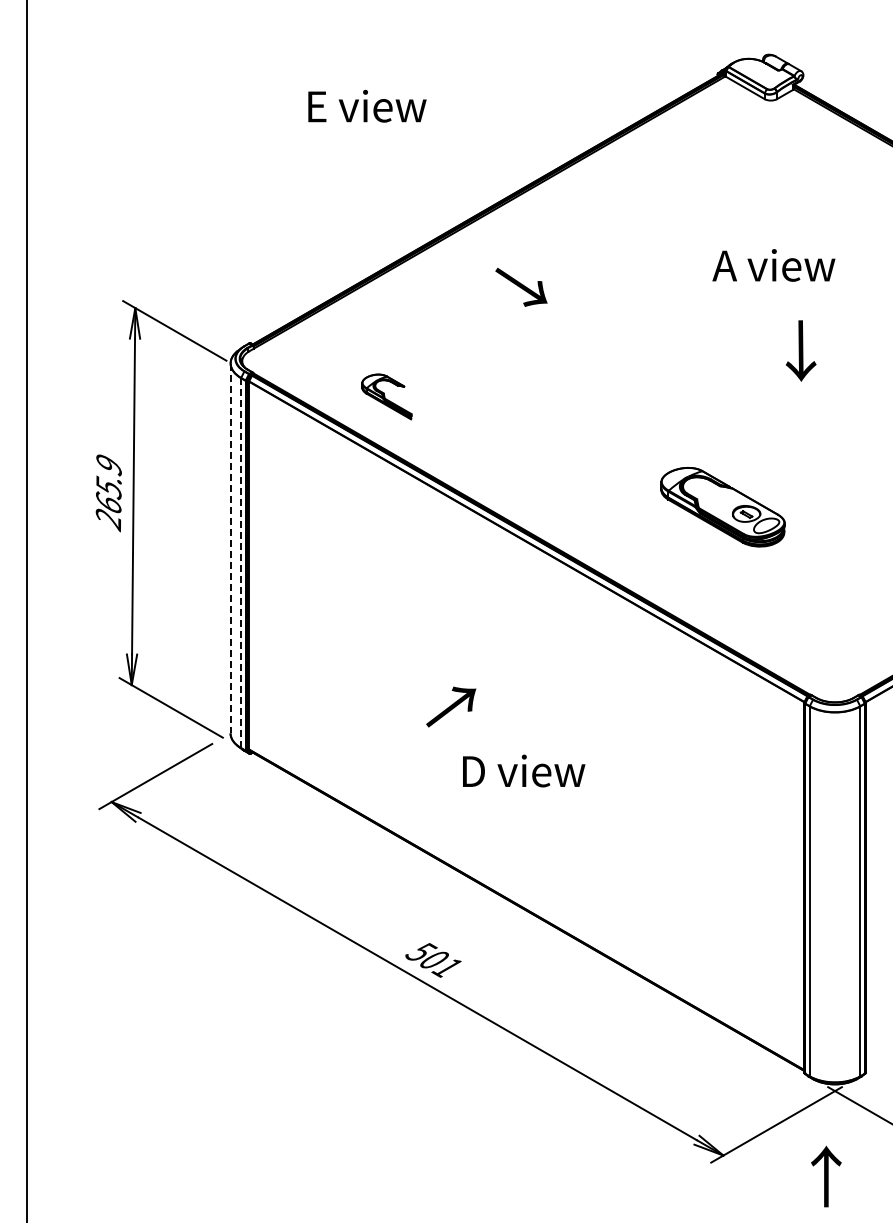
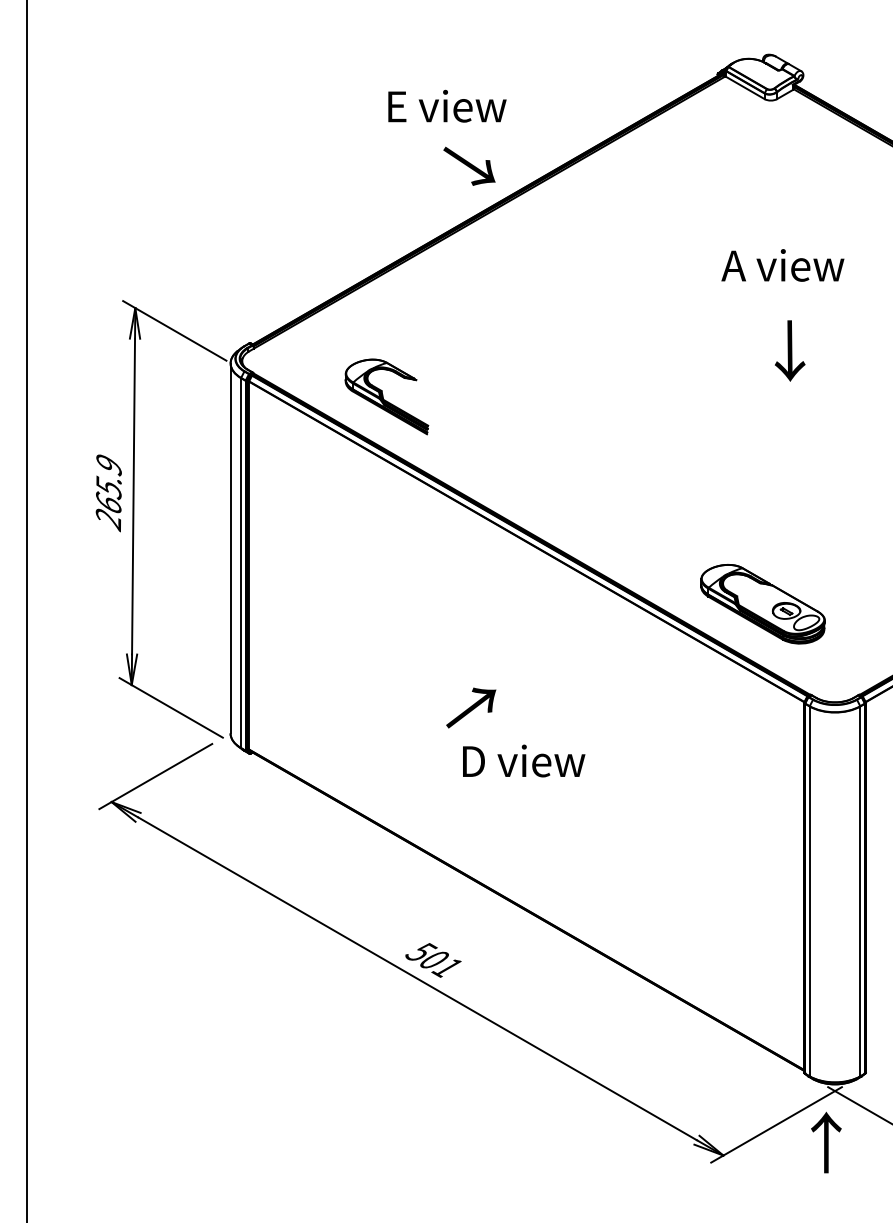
text position: (367, 105) -> (447, 105) (447, 105)
text position: (773, 265) -> (782, 265) (782, 265)
text position: (521, 286) -> (469, 165) (469, 165)
text position: (801, 350) -> (790, 350) (790, 350)
part size: 52x48 px -> 86x78 px (386, 396)
part position: (722, 507) -> (762, 604) (762, 604)
line: dashed -> solid (230, 548)
line: dashed -> solid (241, 563)
text position: (451, 706) -> (471, 707) (471, 707)
text position: (524, 770) -> (524, 760) (524, 760)
text position: (826, 1176) -> (826, 1142) (826, 1142)
